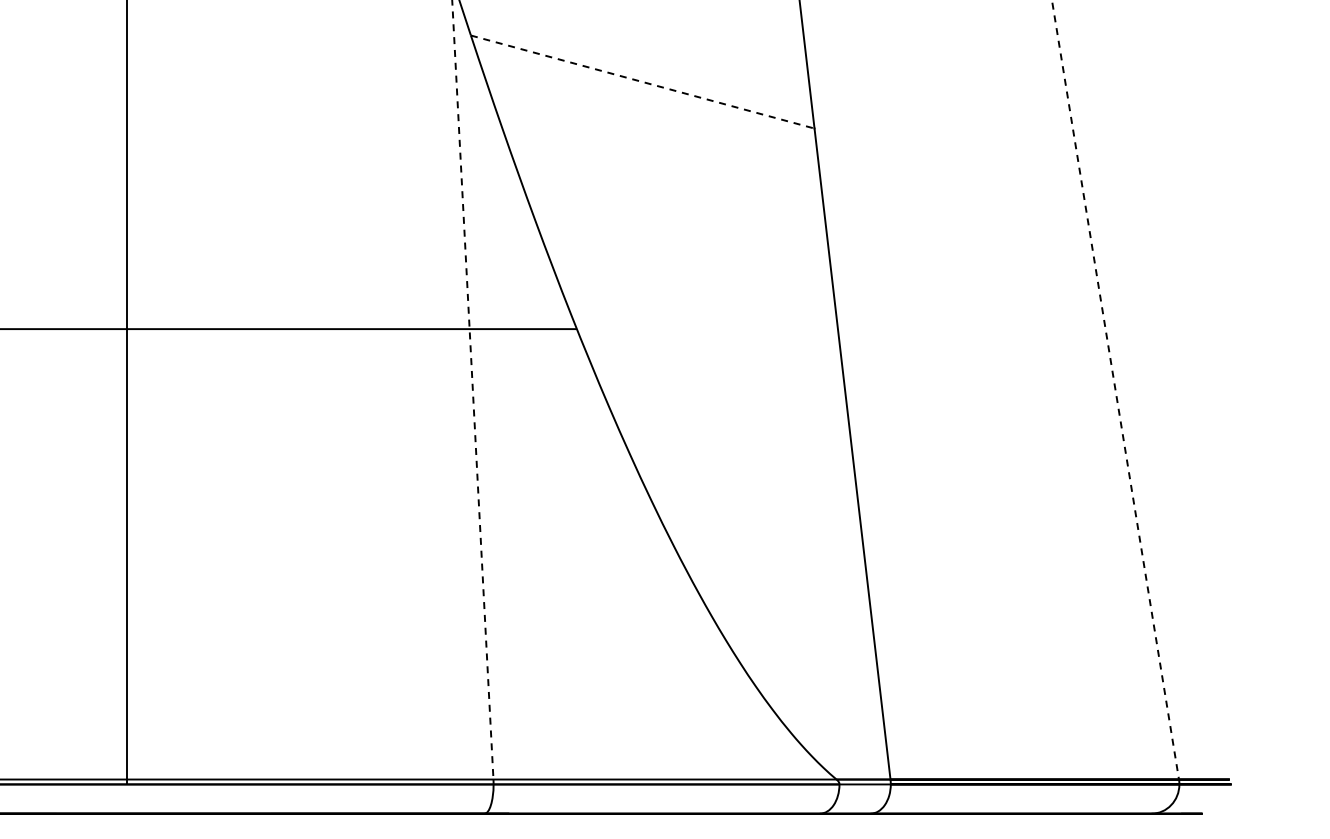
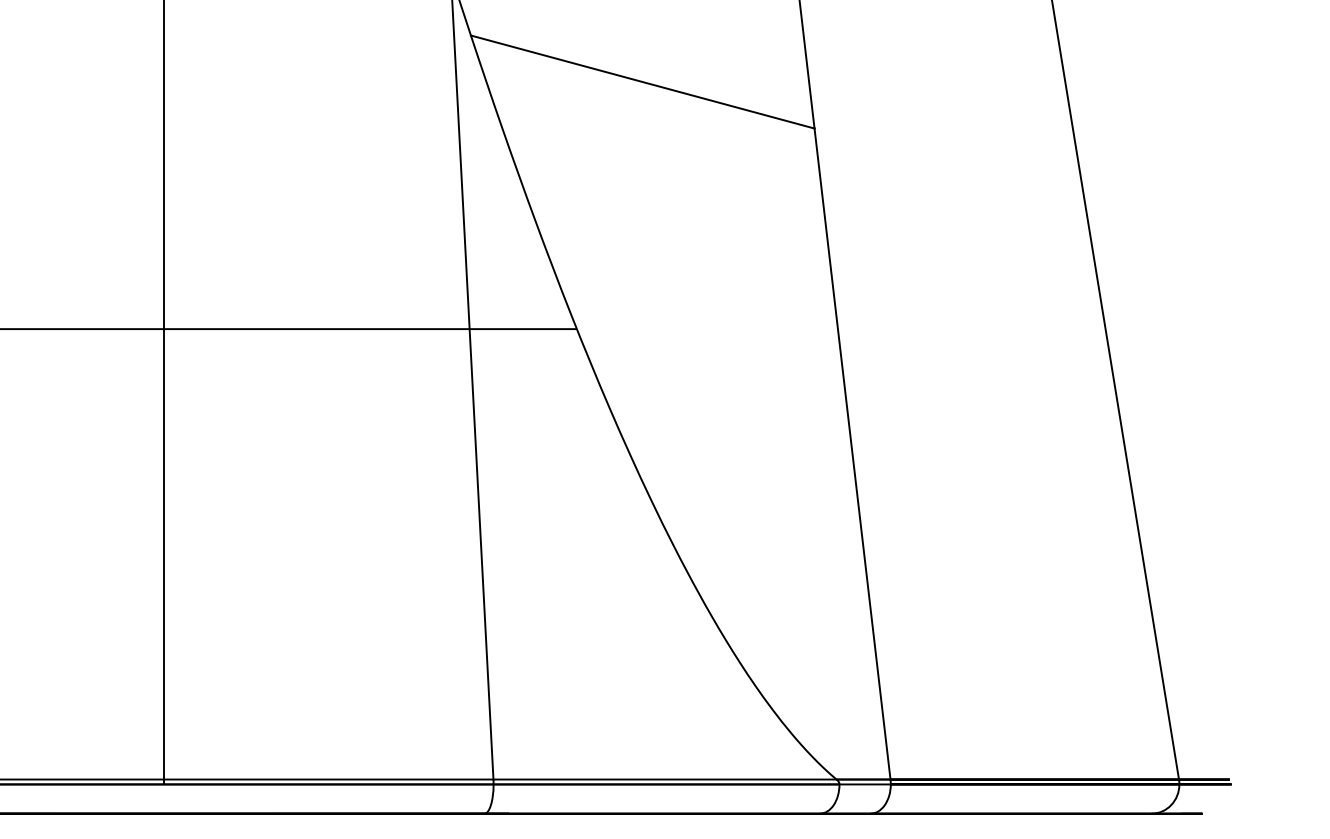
line: dashed -> solid (642, 82)
line: dashed -> solid (472, 390)
line: dashed -> solid (1115, 390)
line position: (126, 393) -> (163, 393) (163, 393)
